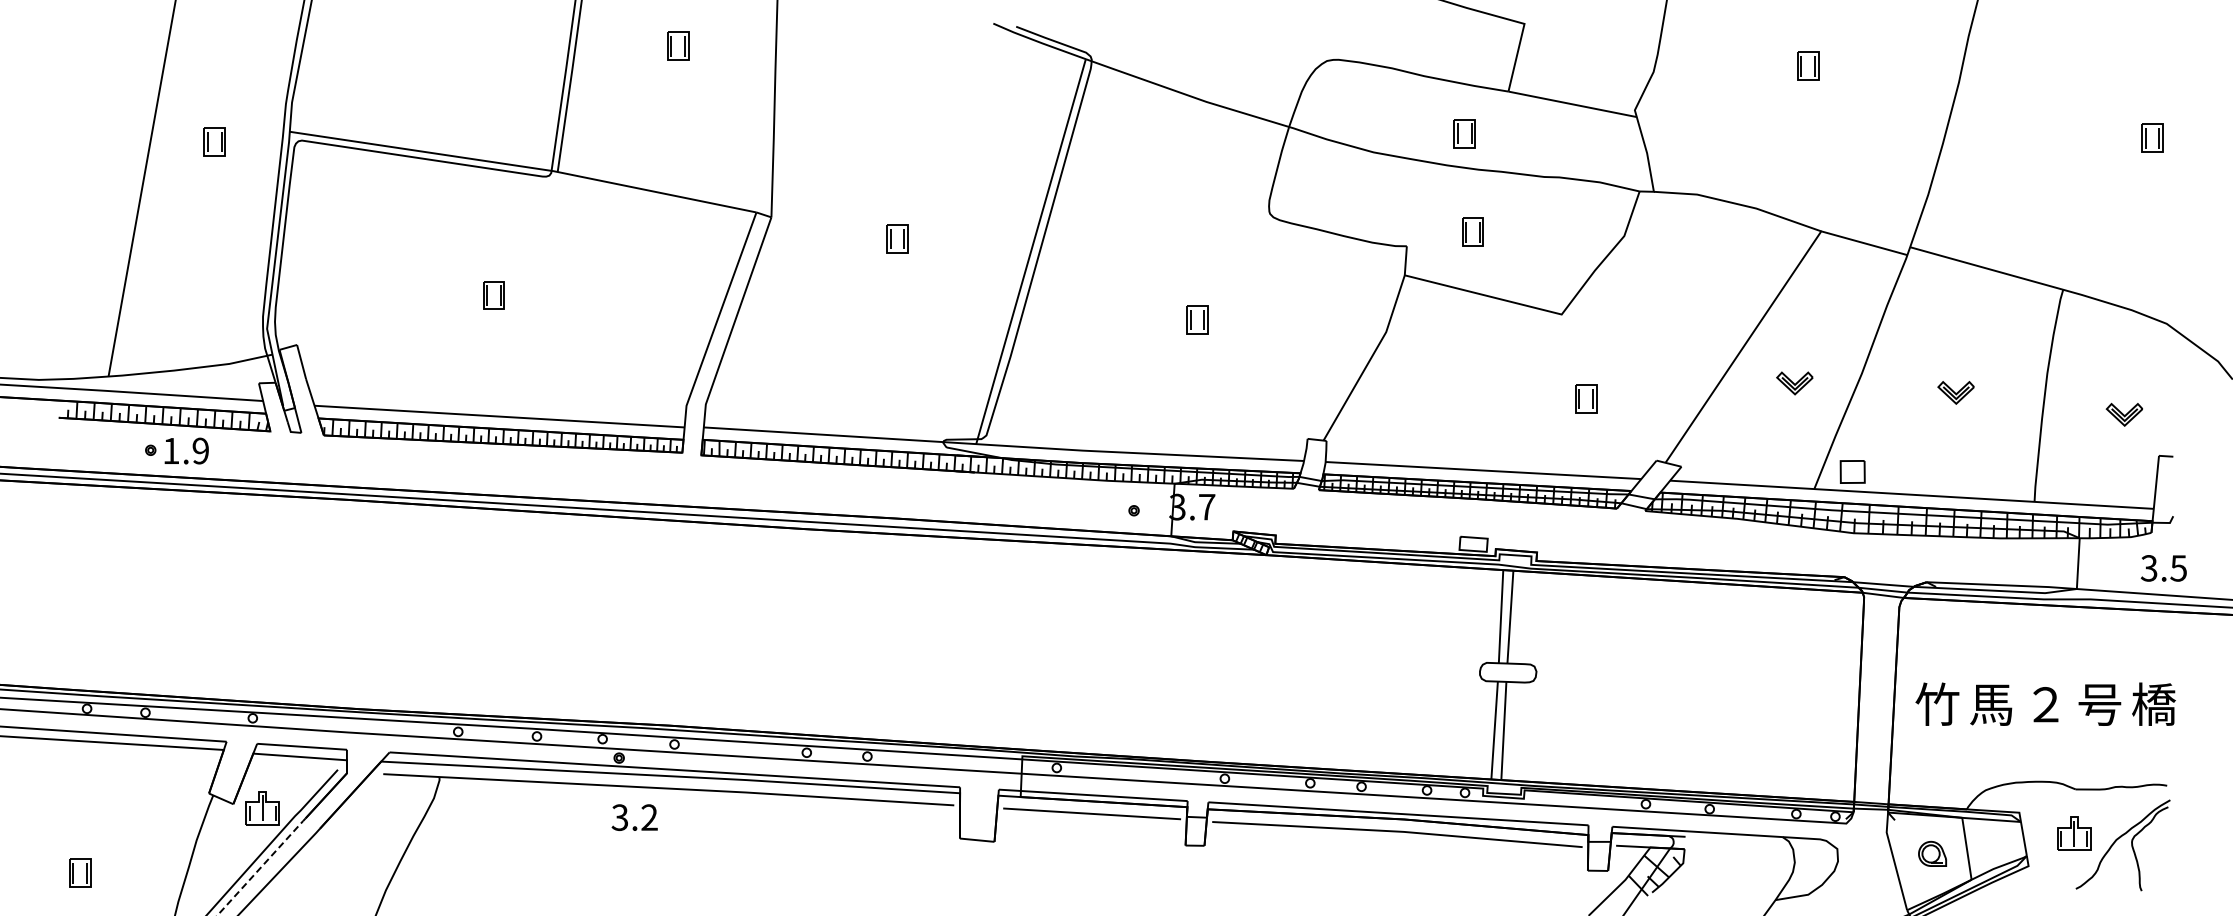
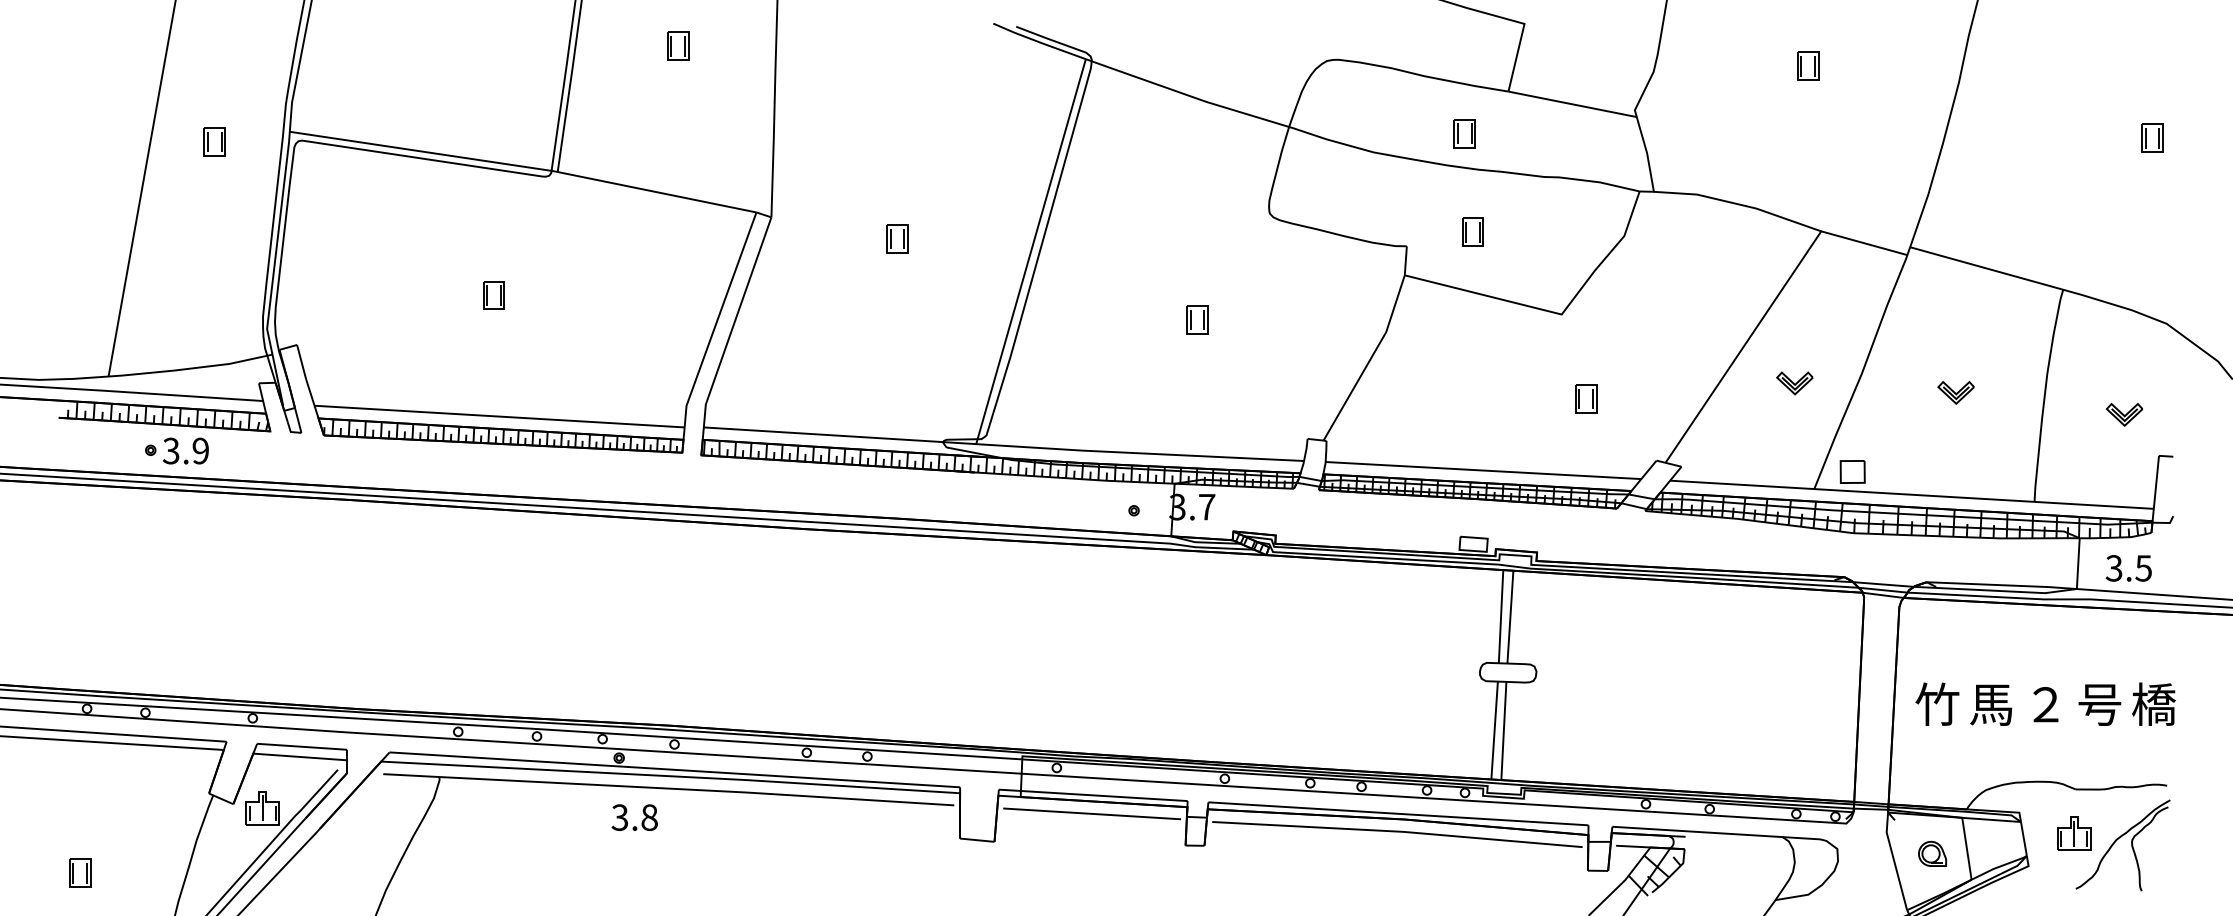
text: 1.9 -> 3.9 (171, 450)
text position: (2163, 568) -> (2128, 568) (2128, 568)
text: 3.2 -> 3.8 (649, 817)
line: dashed -> solid (261, 866)
